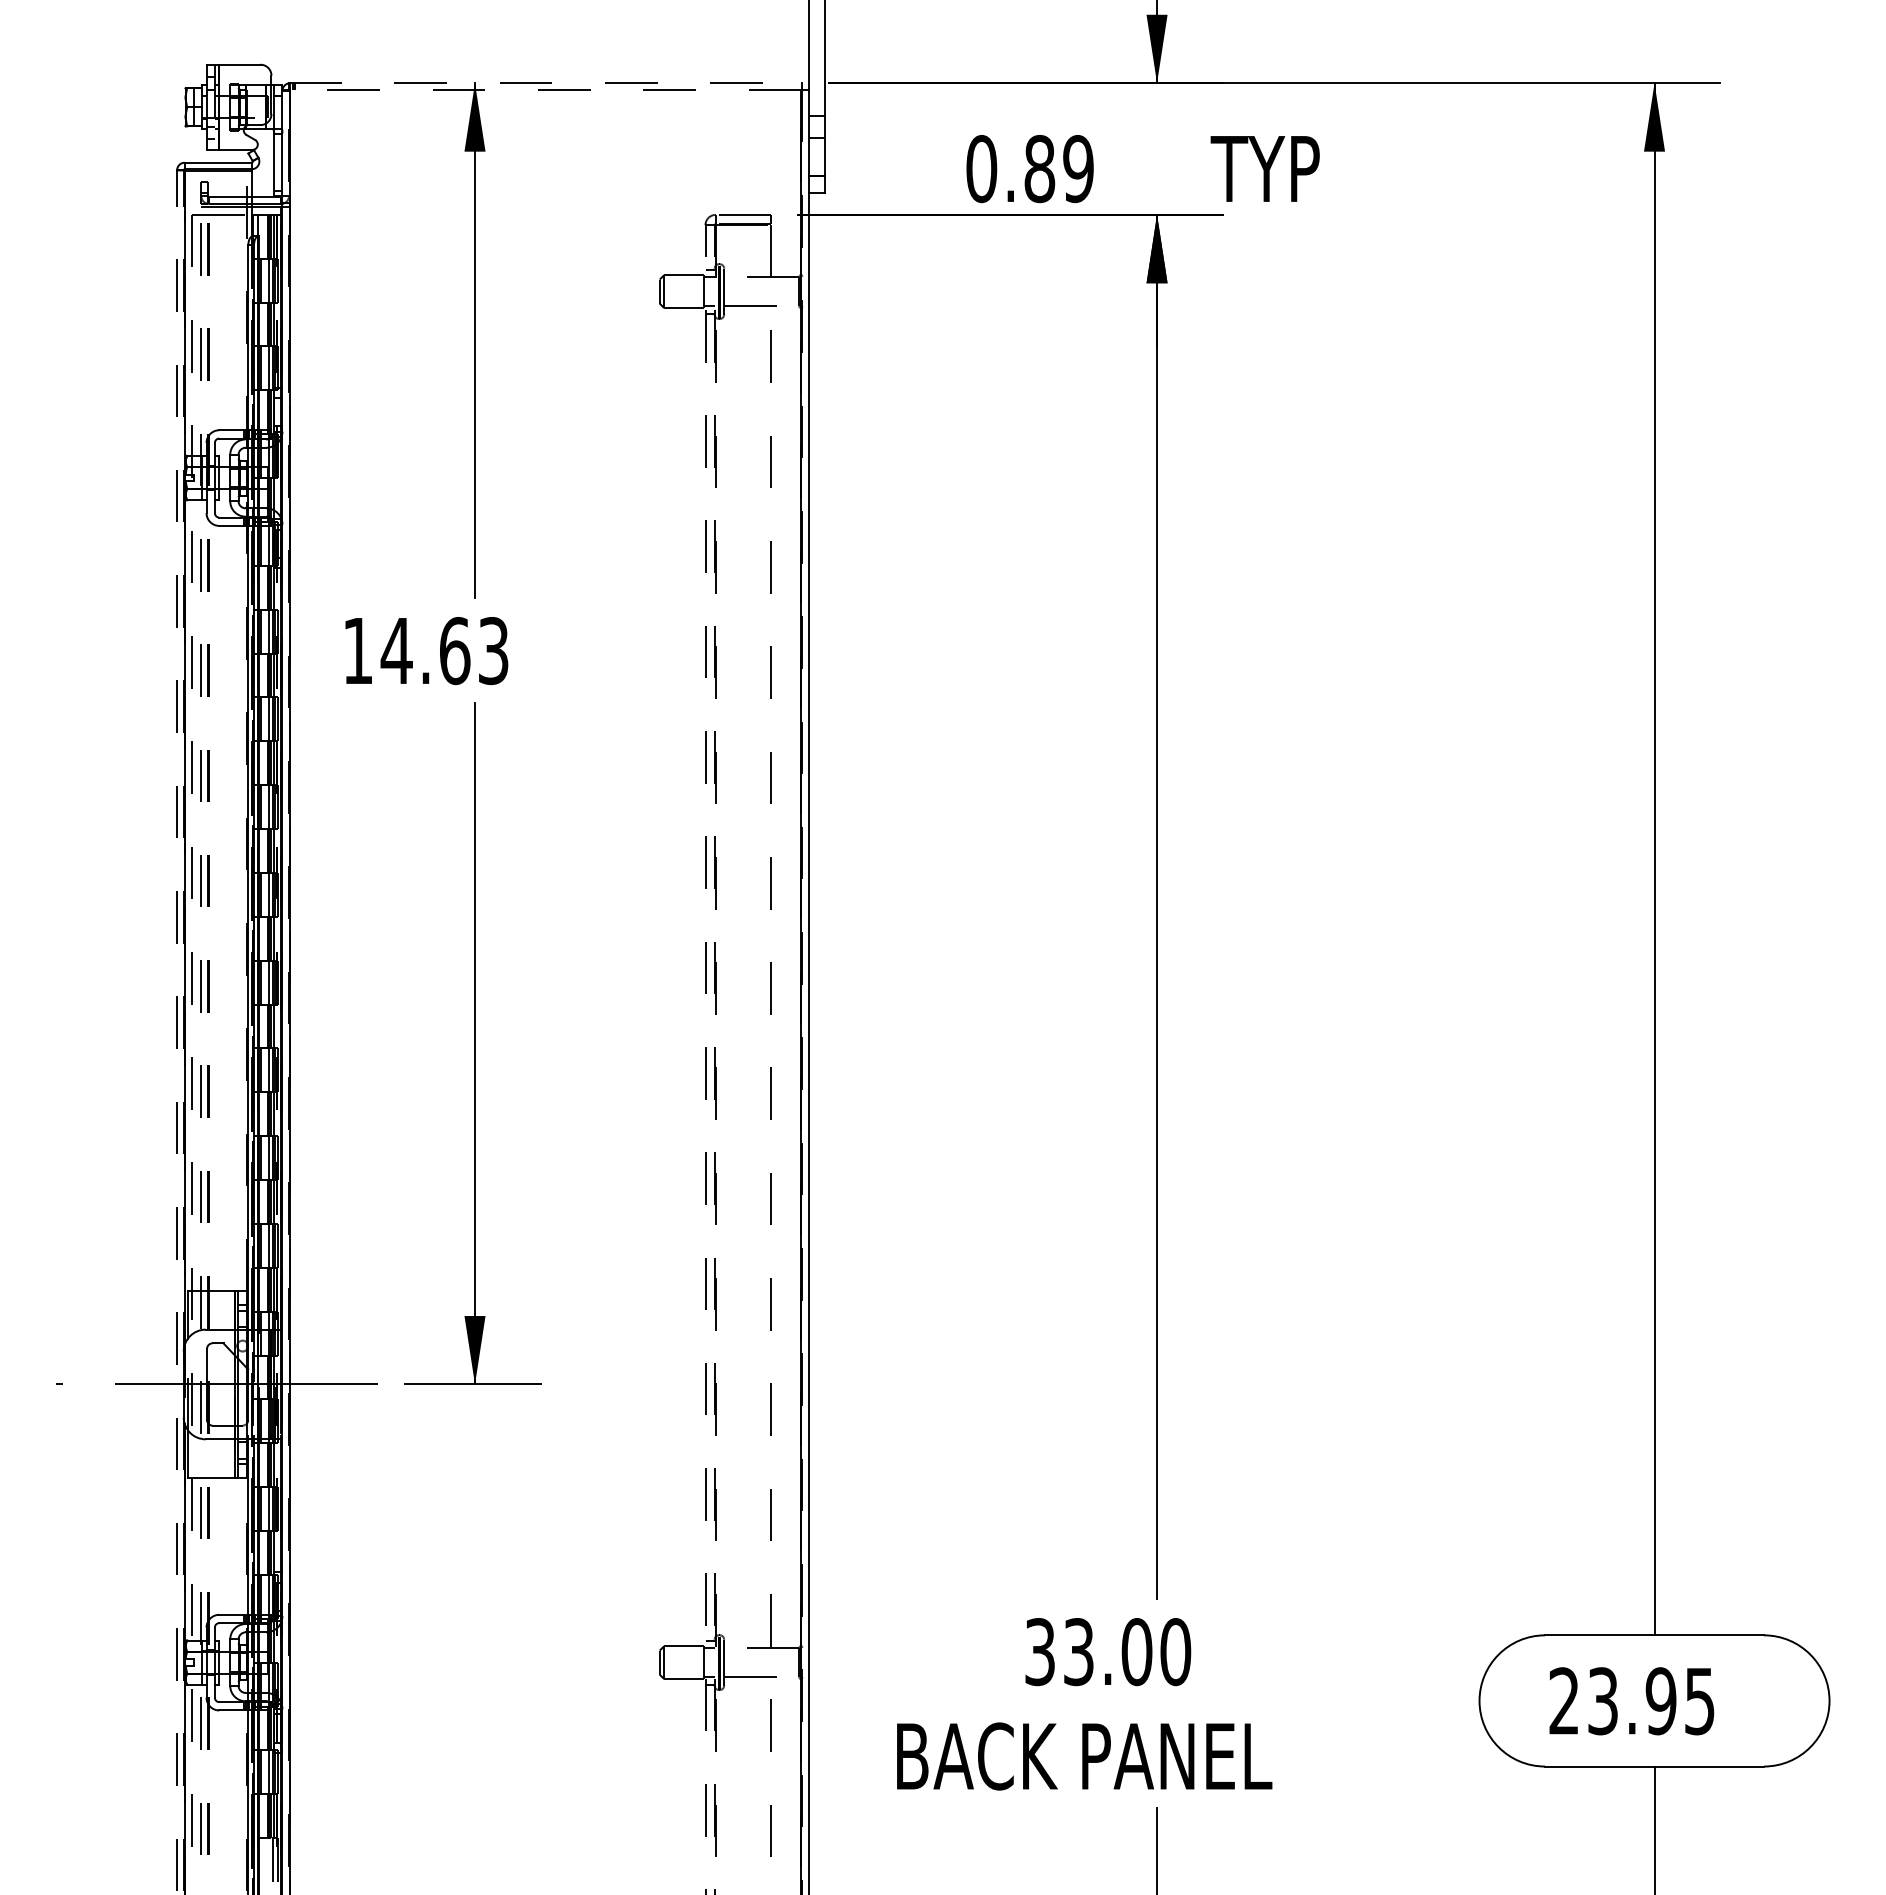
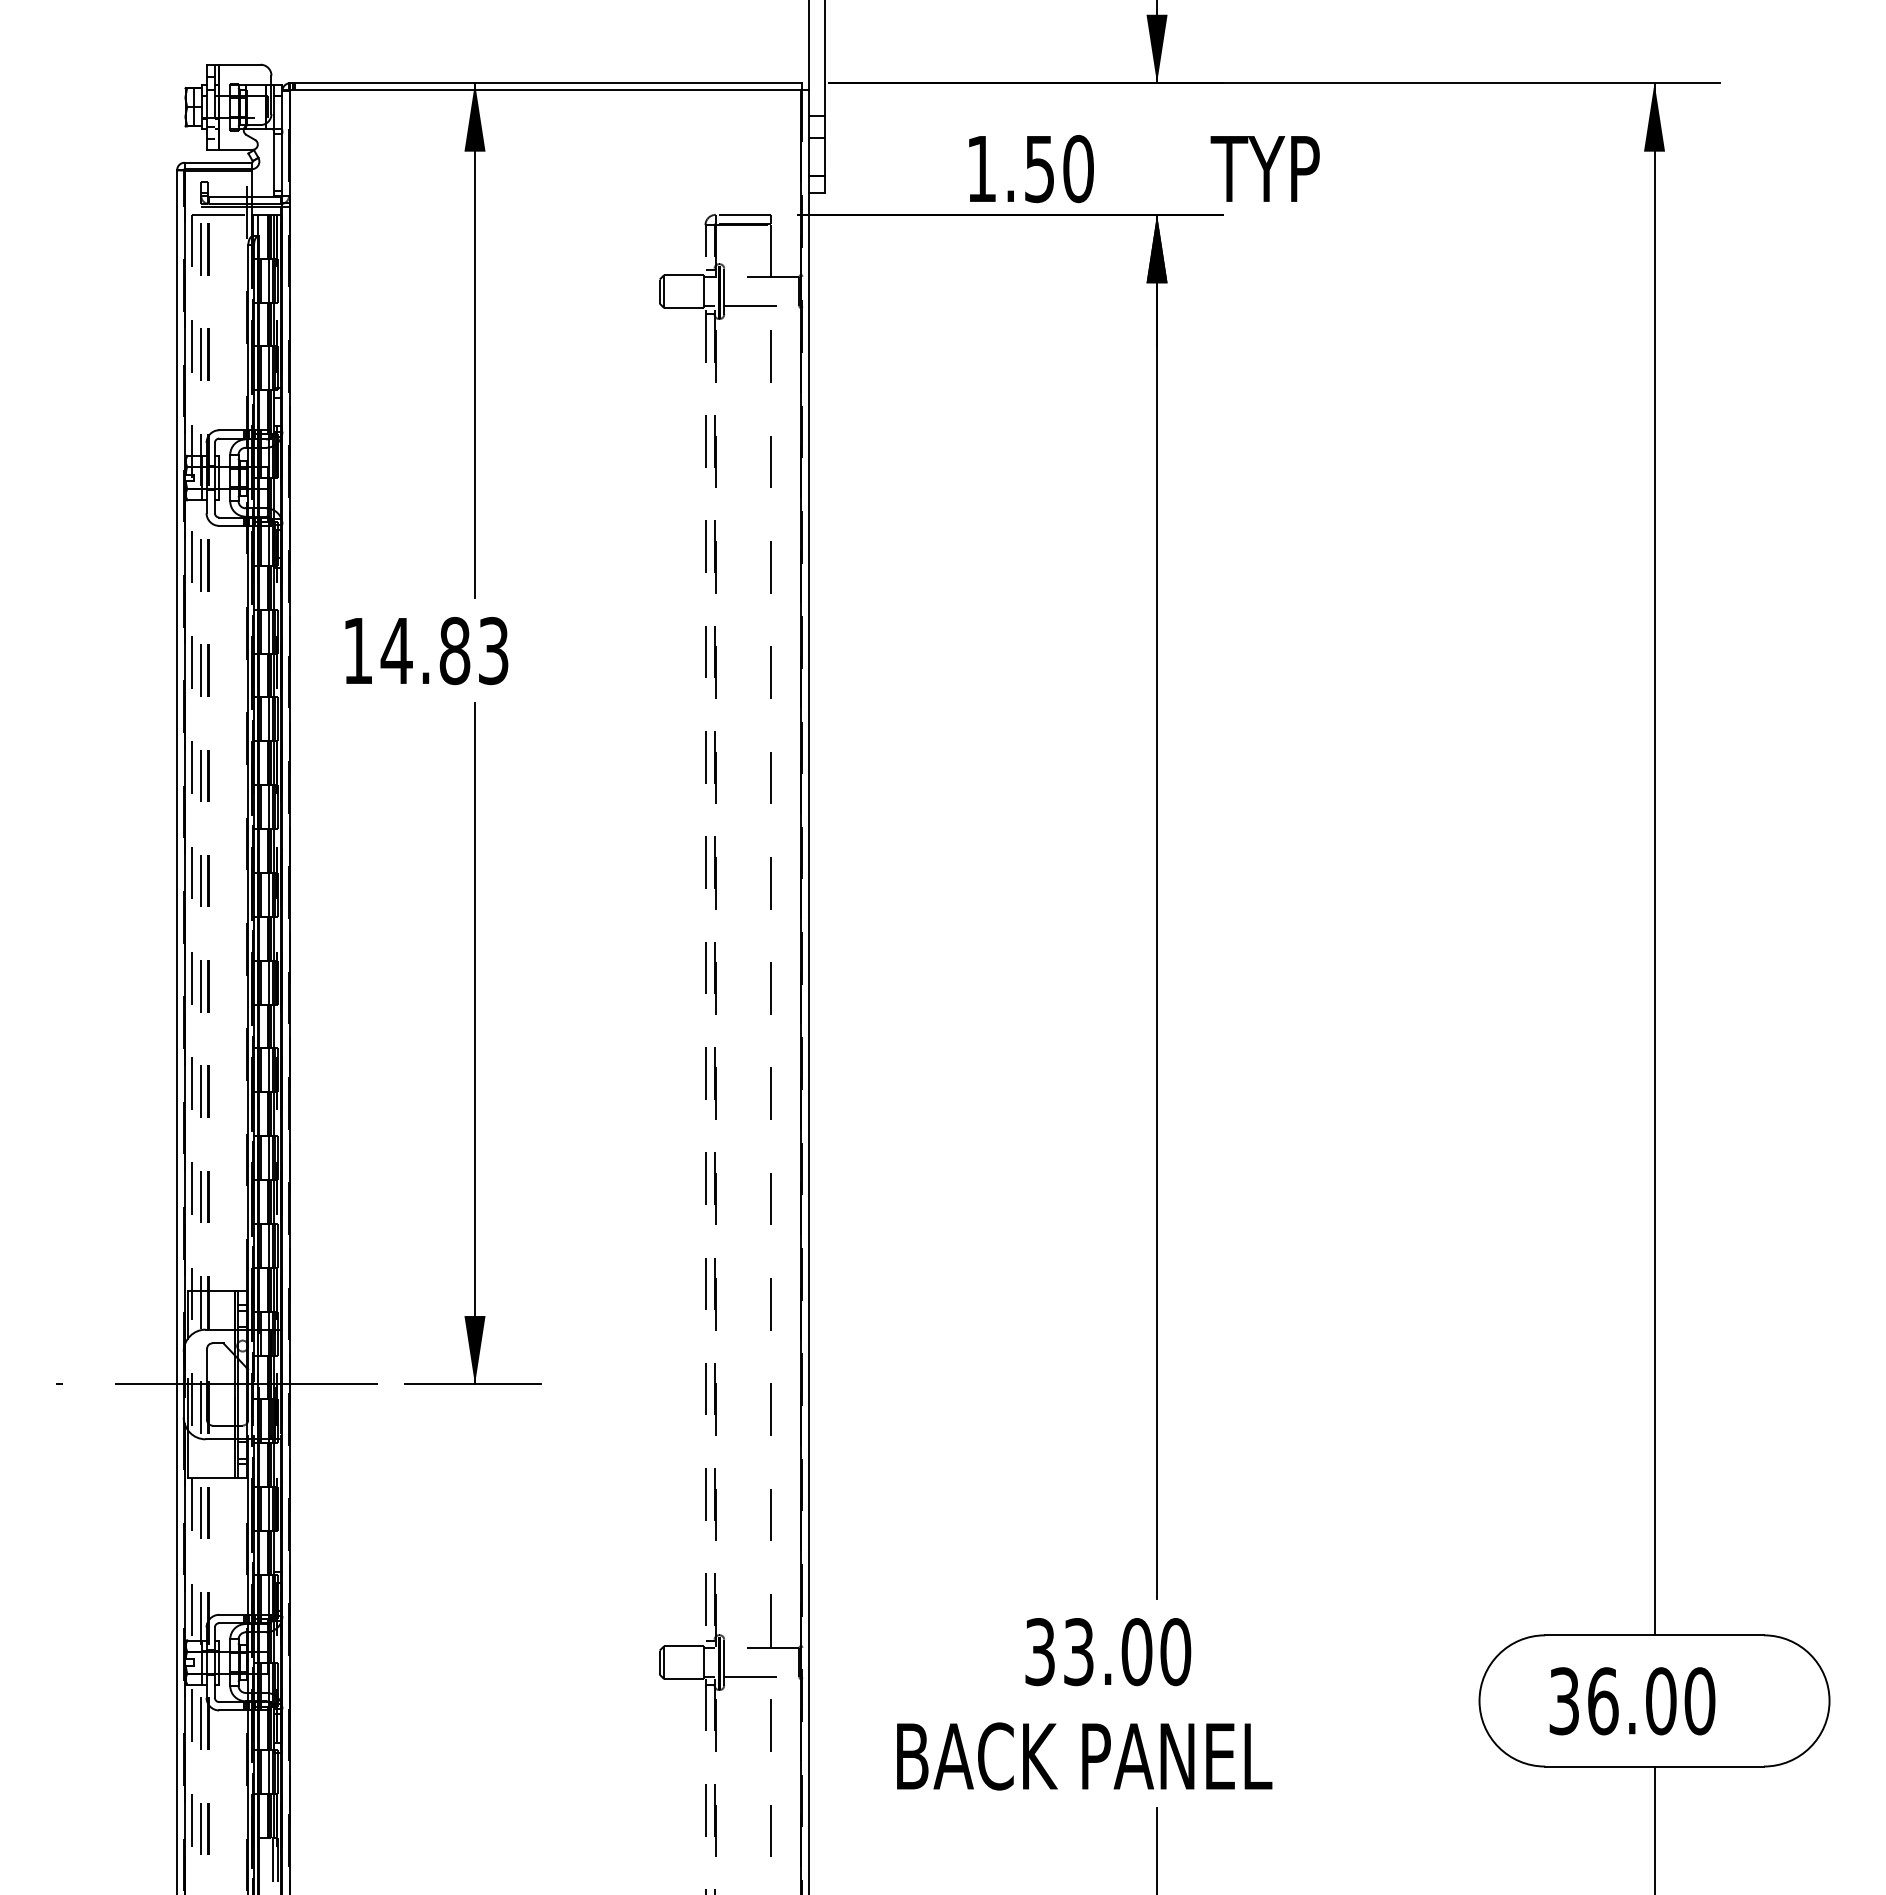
line: dashed -> solid (545, 83)
line: dashed -> solid (545, 89)
text: 0.89 -> 1.50 (1029, 169)
text: 14.63 -> 14.83 (454, 650)
line: dashed -> solid (177, 1032)
text: 23.95 -> 36.00 (1632, 1701)
